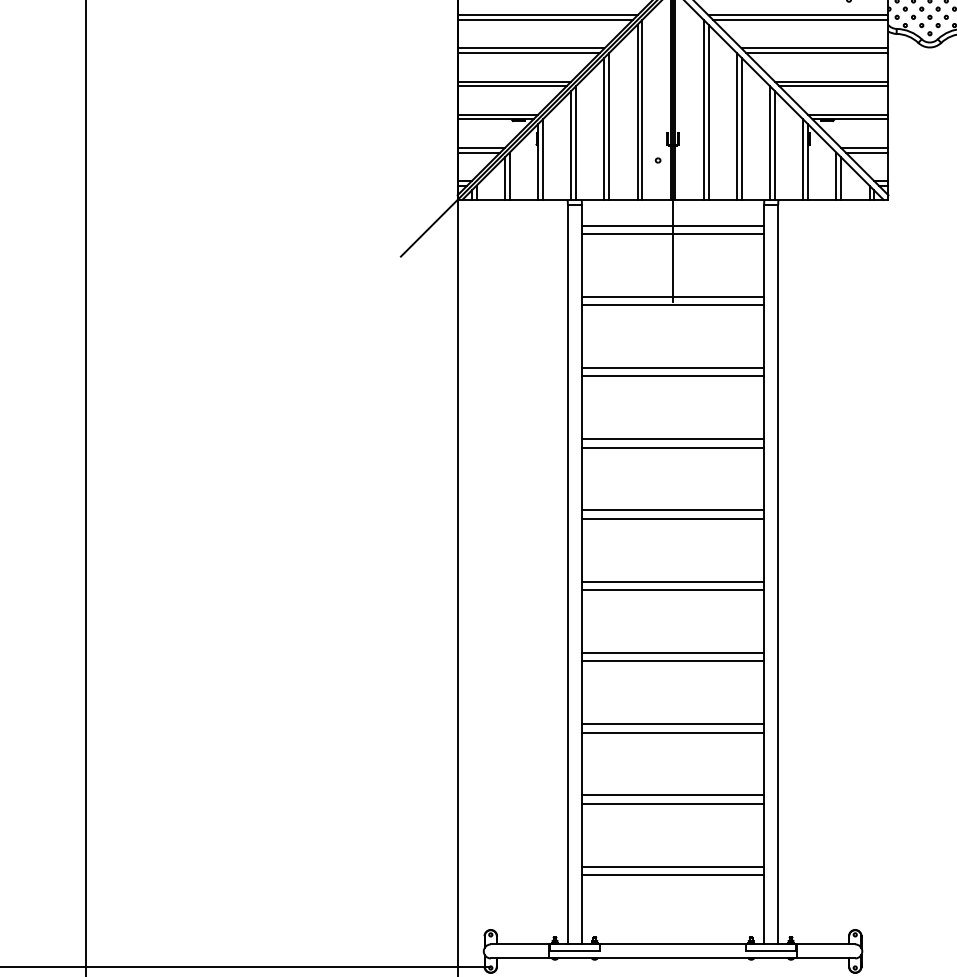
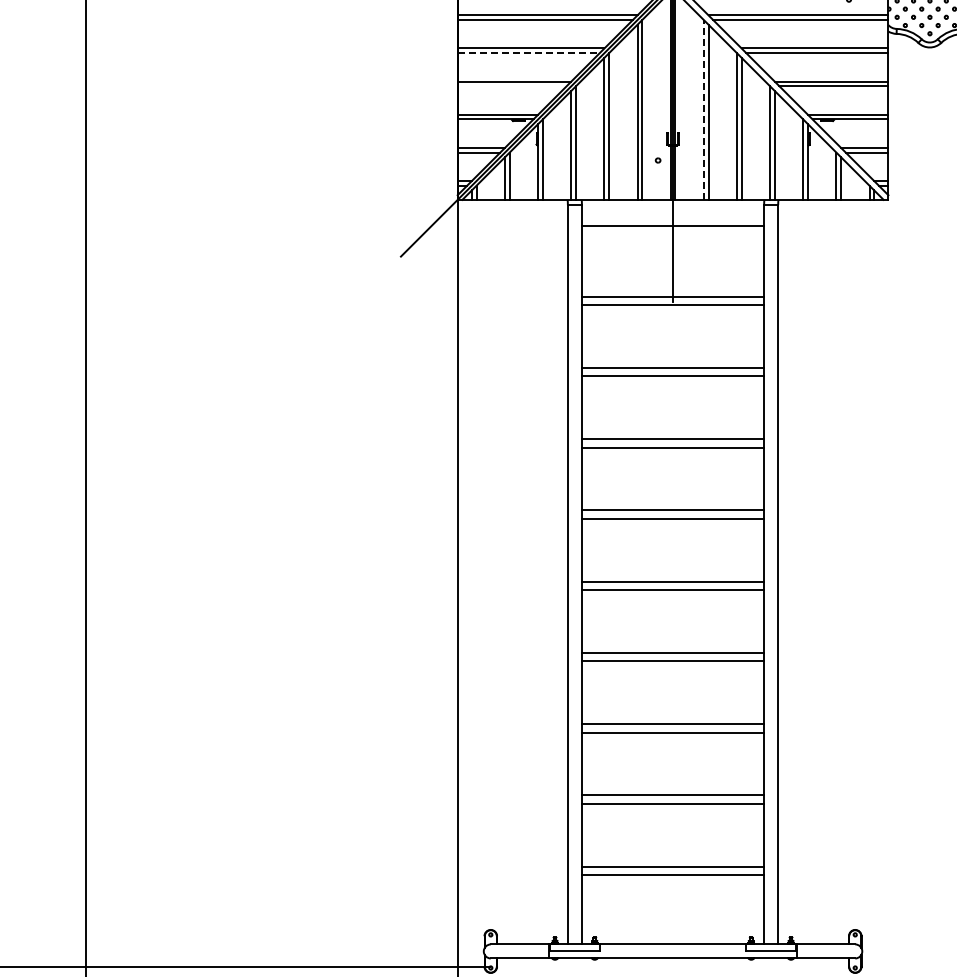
line: solid -> dashed (529, 53)
line: present -> none (511, 86)
line: solid -> dashed (703, 109)
line: present -> none (672, 233)
